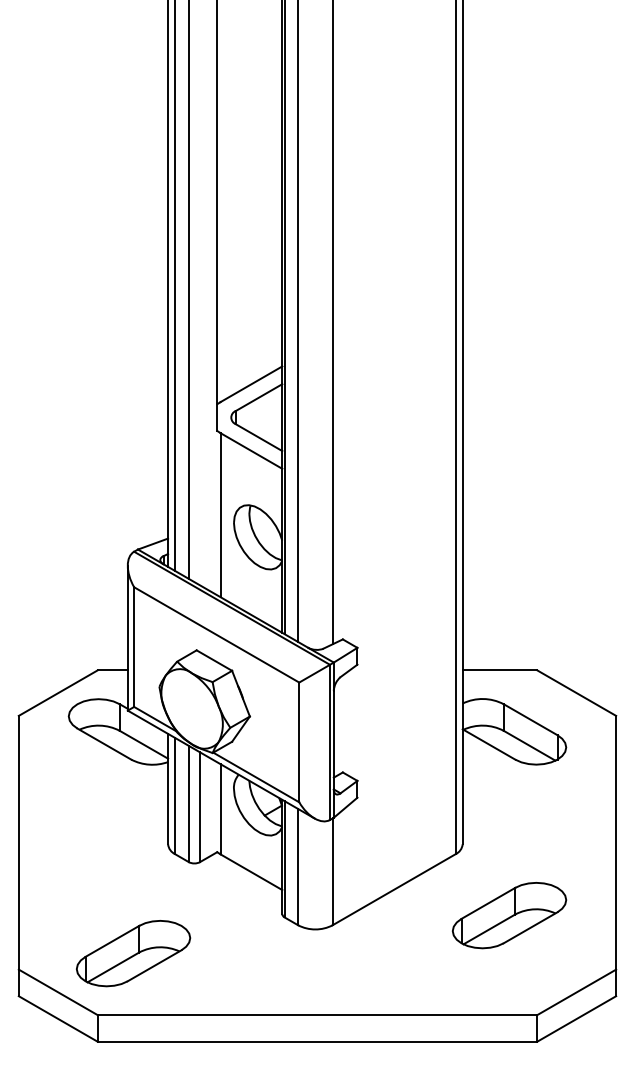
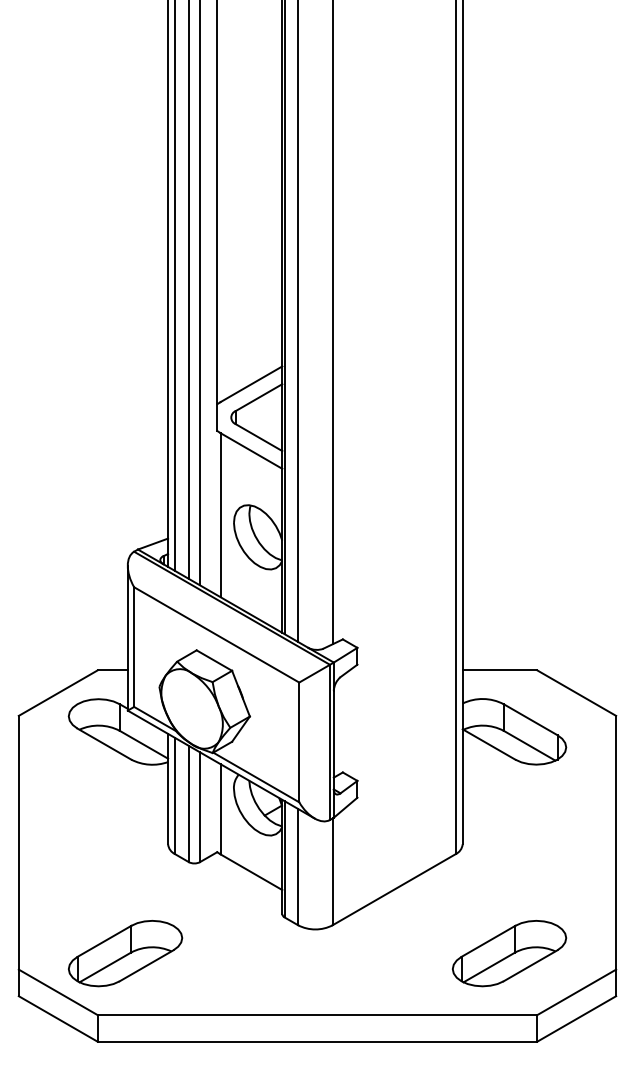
line: none -> present (200, 293)
part position: (509, 915) -> (509, 953) (509, 953)
part position: (133, 953) -> (125, 953) (125, 953)
